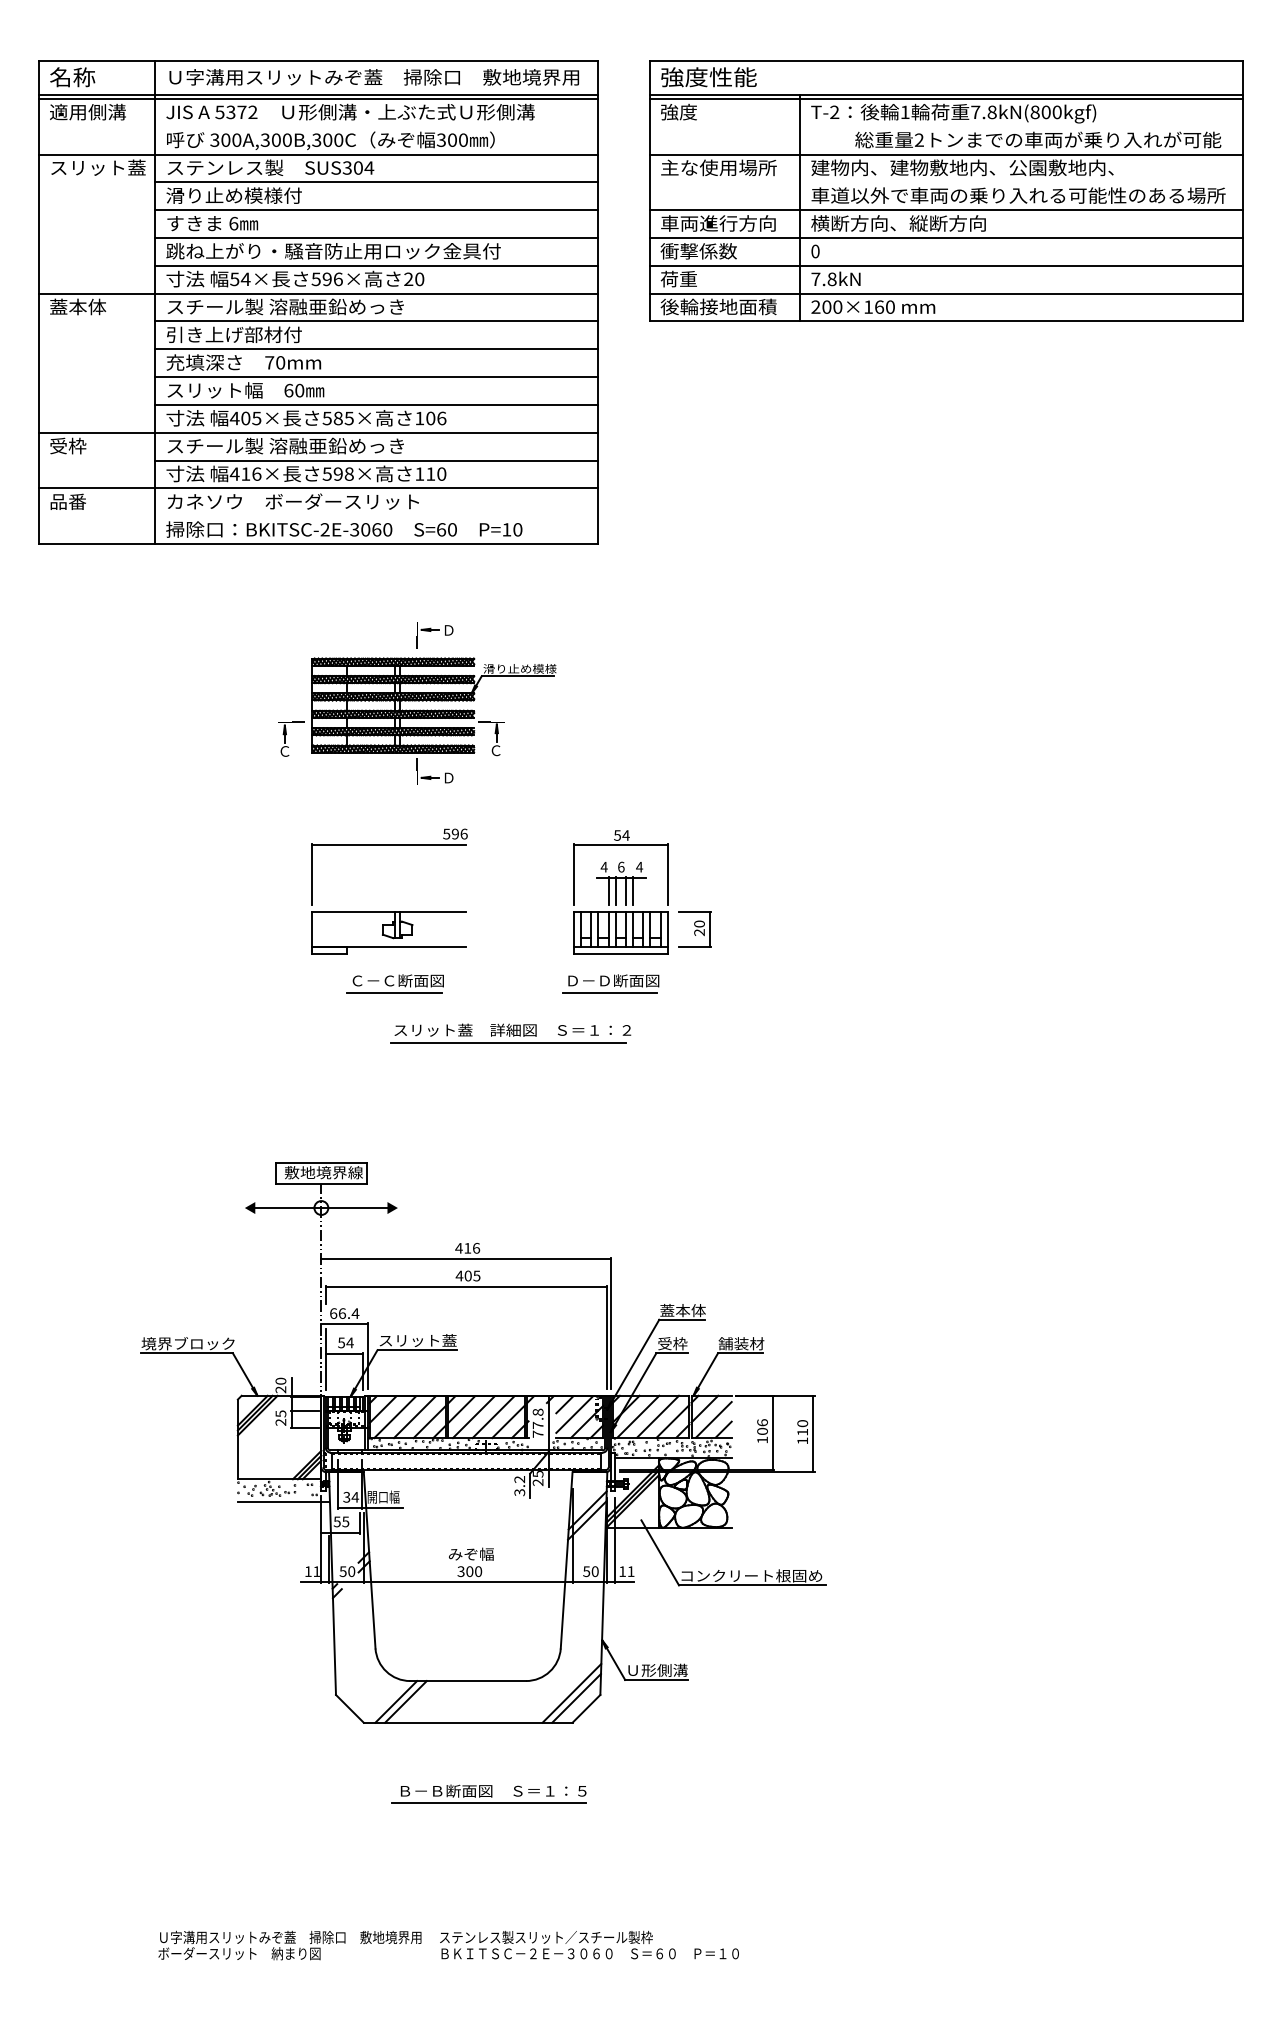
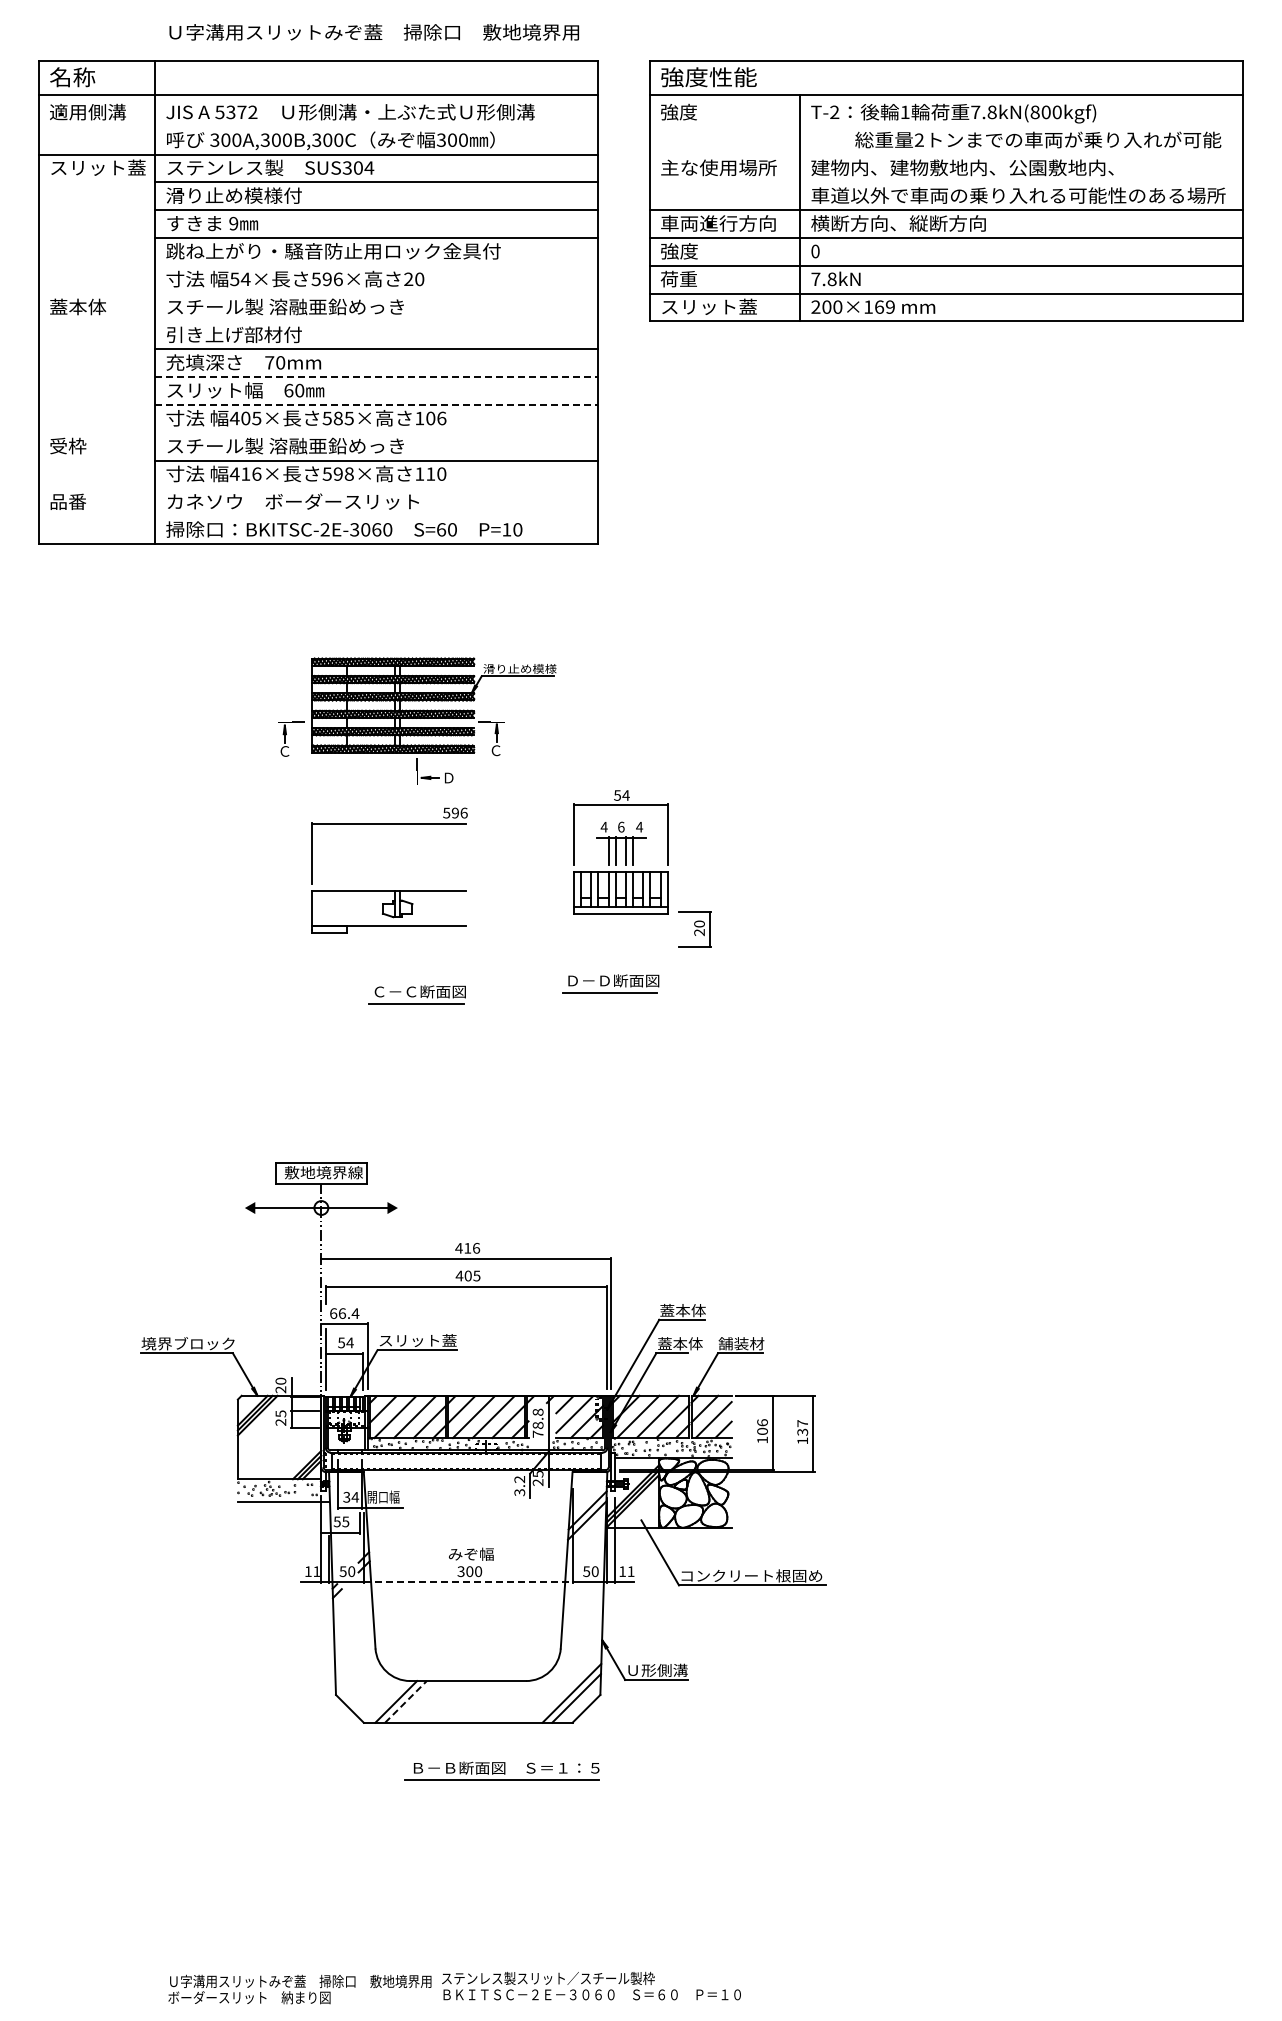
text position: (373, 77) -> (373, 32) (373, 32)
line: present -> none (318, 98)
line: present -> none (946, 98)
line: present -> none (946, 154)
text: 6 -> 9 (233, 223)
text: 衝撃係数 -> 強度 (698, 251)
line: present -> none (376, 265)
line: present -> none (318, 293)
text: 後輪接地面積 -> スリット蓋 (718, 306)
text: 200×160 -> 200×169 (889, 306)
line: present -> none (376, 321)
line: solid -> dashed (376, 377)
line: solid -> dashed (376, 404)
line: present -> none (318, 432)
line: present -> none (318, 488)
part: present -> none (434, 635)
part position: (620, 892) -> (620, 852) (620, 852)
part position: (389, 911) -> (389, 890) (389, 890)
part position: (394, 983) -> (416, 994) (416, 994)
part: present -> none (510, 1033)
text: 受枠 -> 蓋本体 (680, 1343)
text: 77.8 -> 78.8 (537, 1424)
text: 110 -> 137 (802, 1427)
line: solid -> dashed (468, 1582)
line: solid -> dashed (405, 1701)
part position: (488, 1793) -> (501, 1770) (501, 1770)
text position: (589, 1944) -> (591, 1985) (591, 1985)
text position: (289, 1945) -> (299, 1989) (299, 1989)
